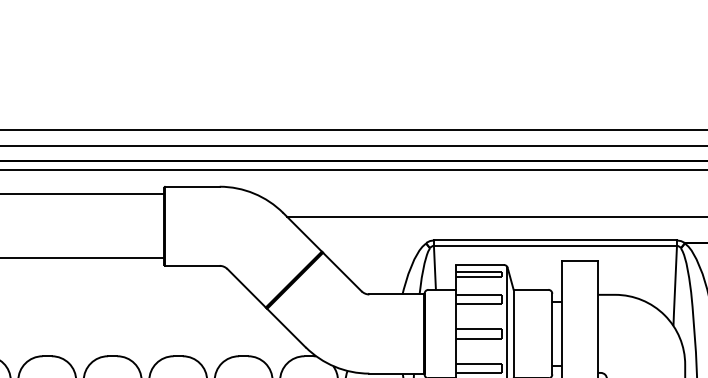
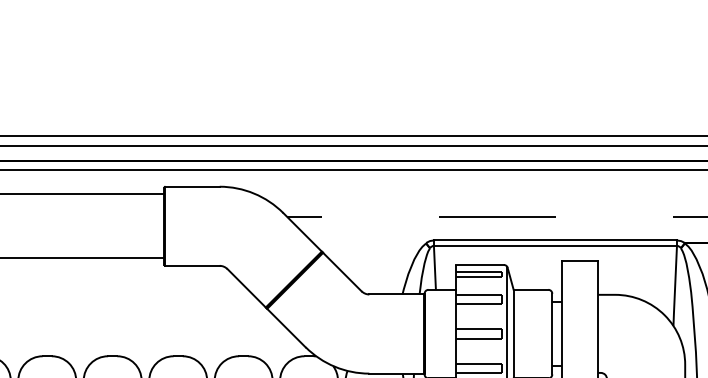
line position: (353, 130) -> (353, 136) (353, 136)
line: solid -> dashed (497, 216)
